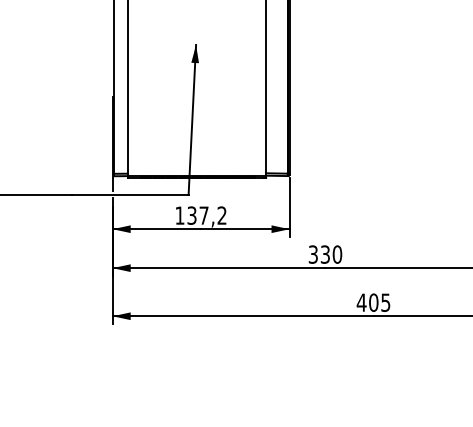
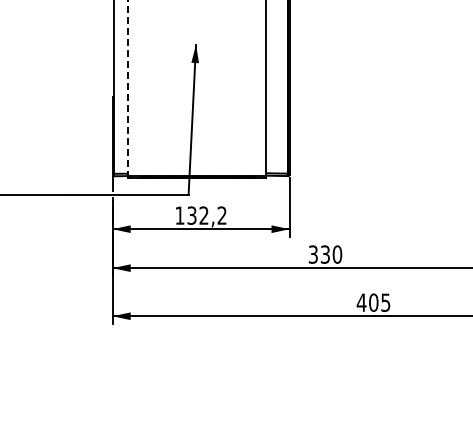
line: solid -> dashed (128, 89)
text: 137,2 -> 132,2 (203, 215)
